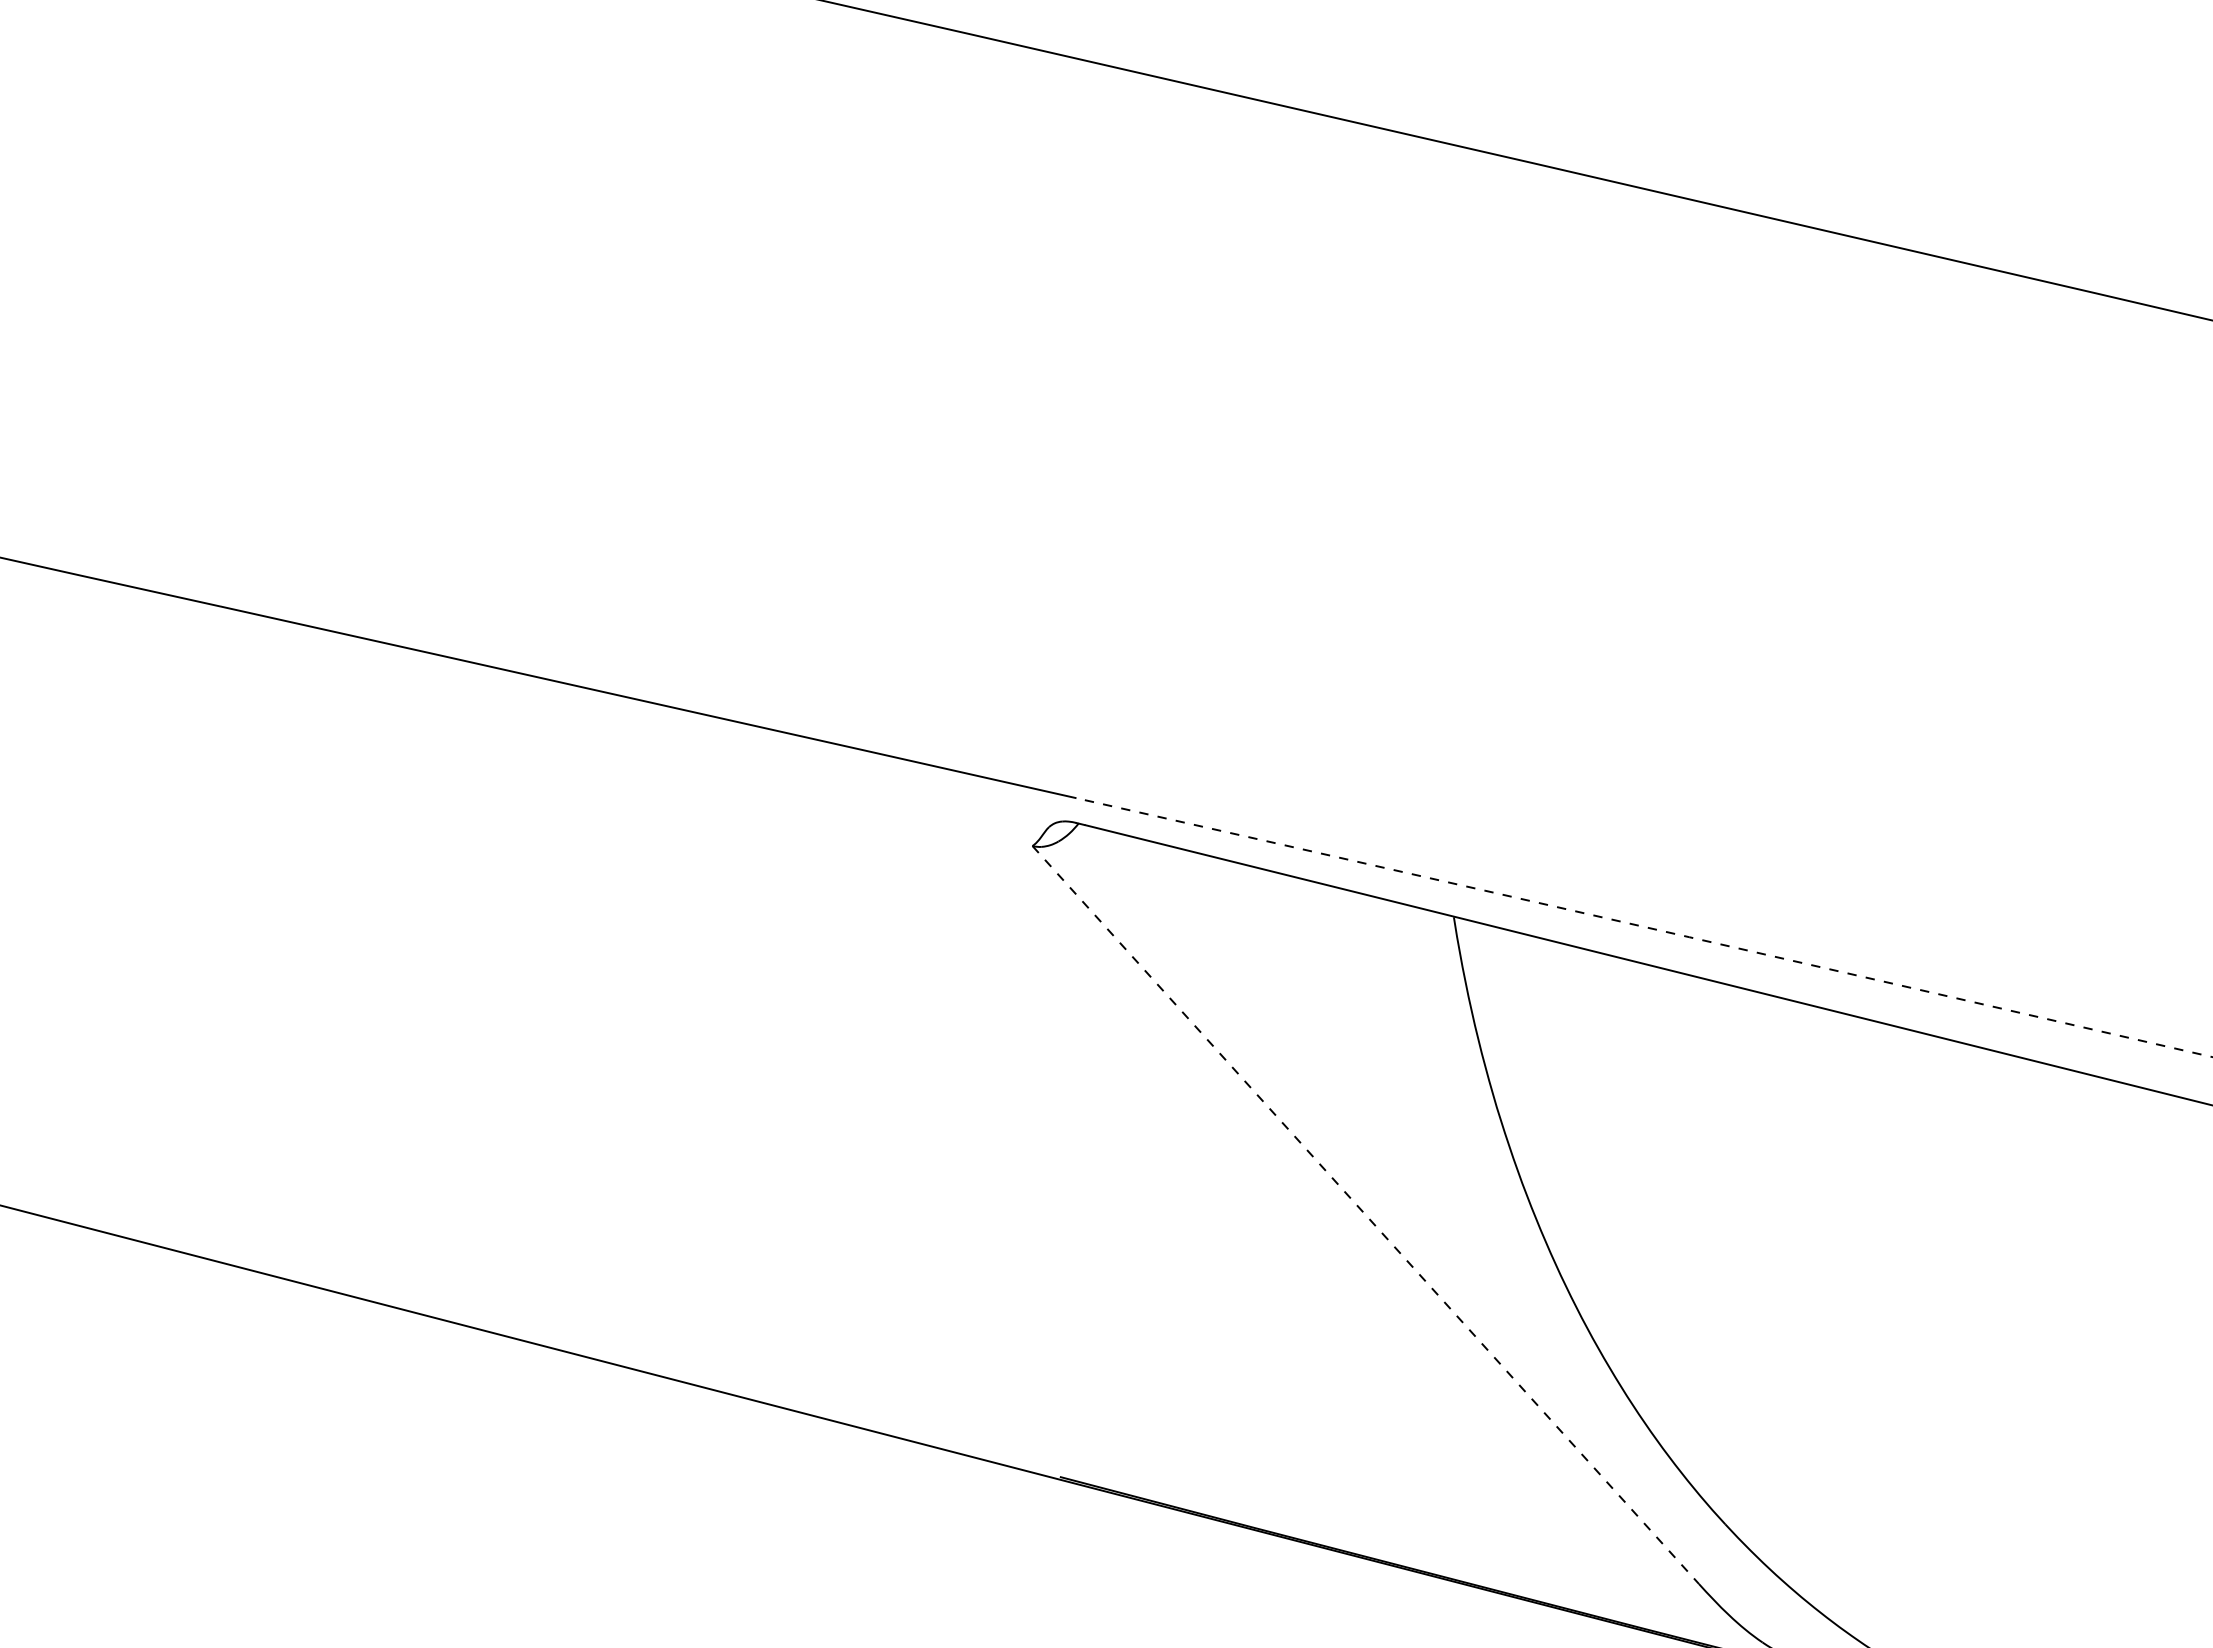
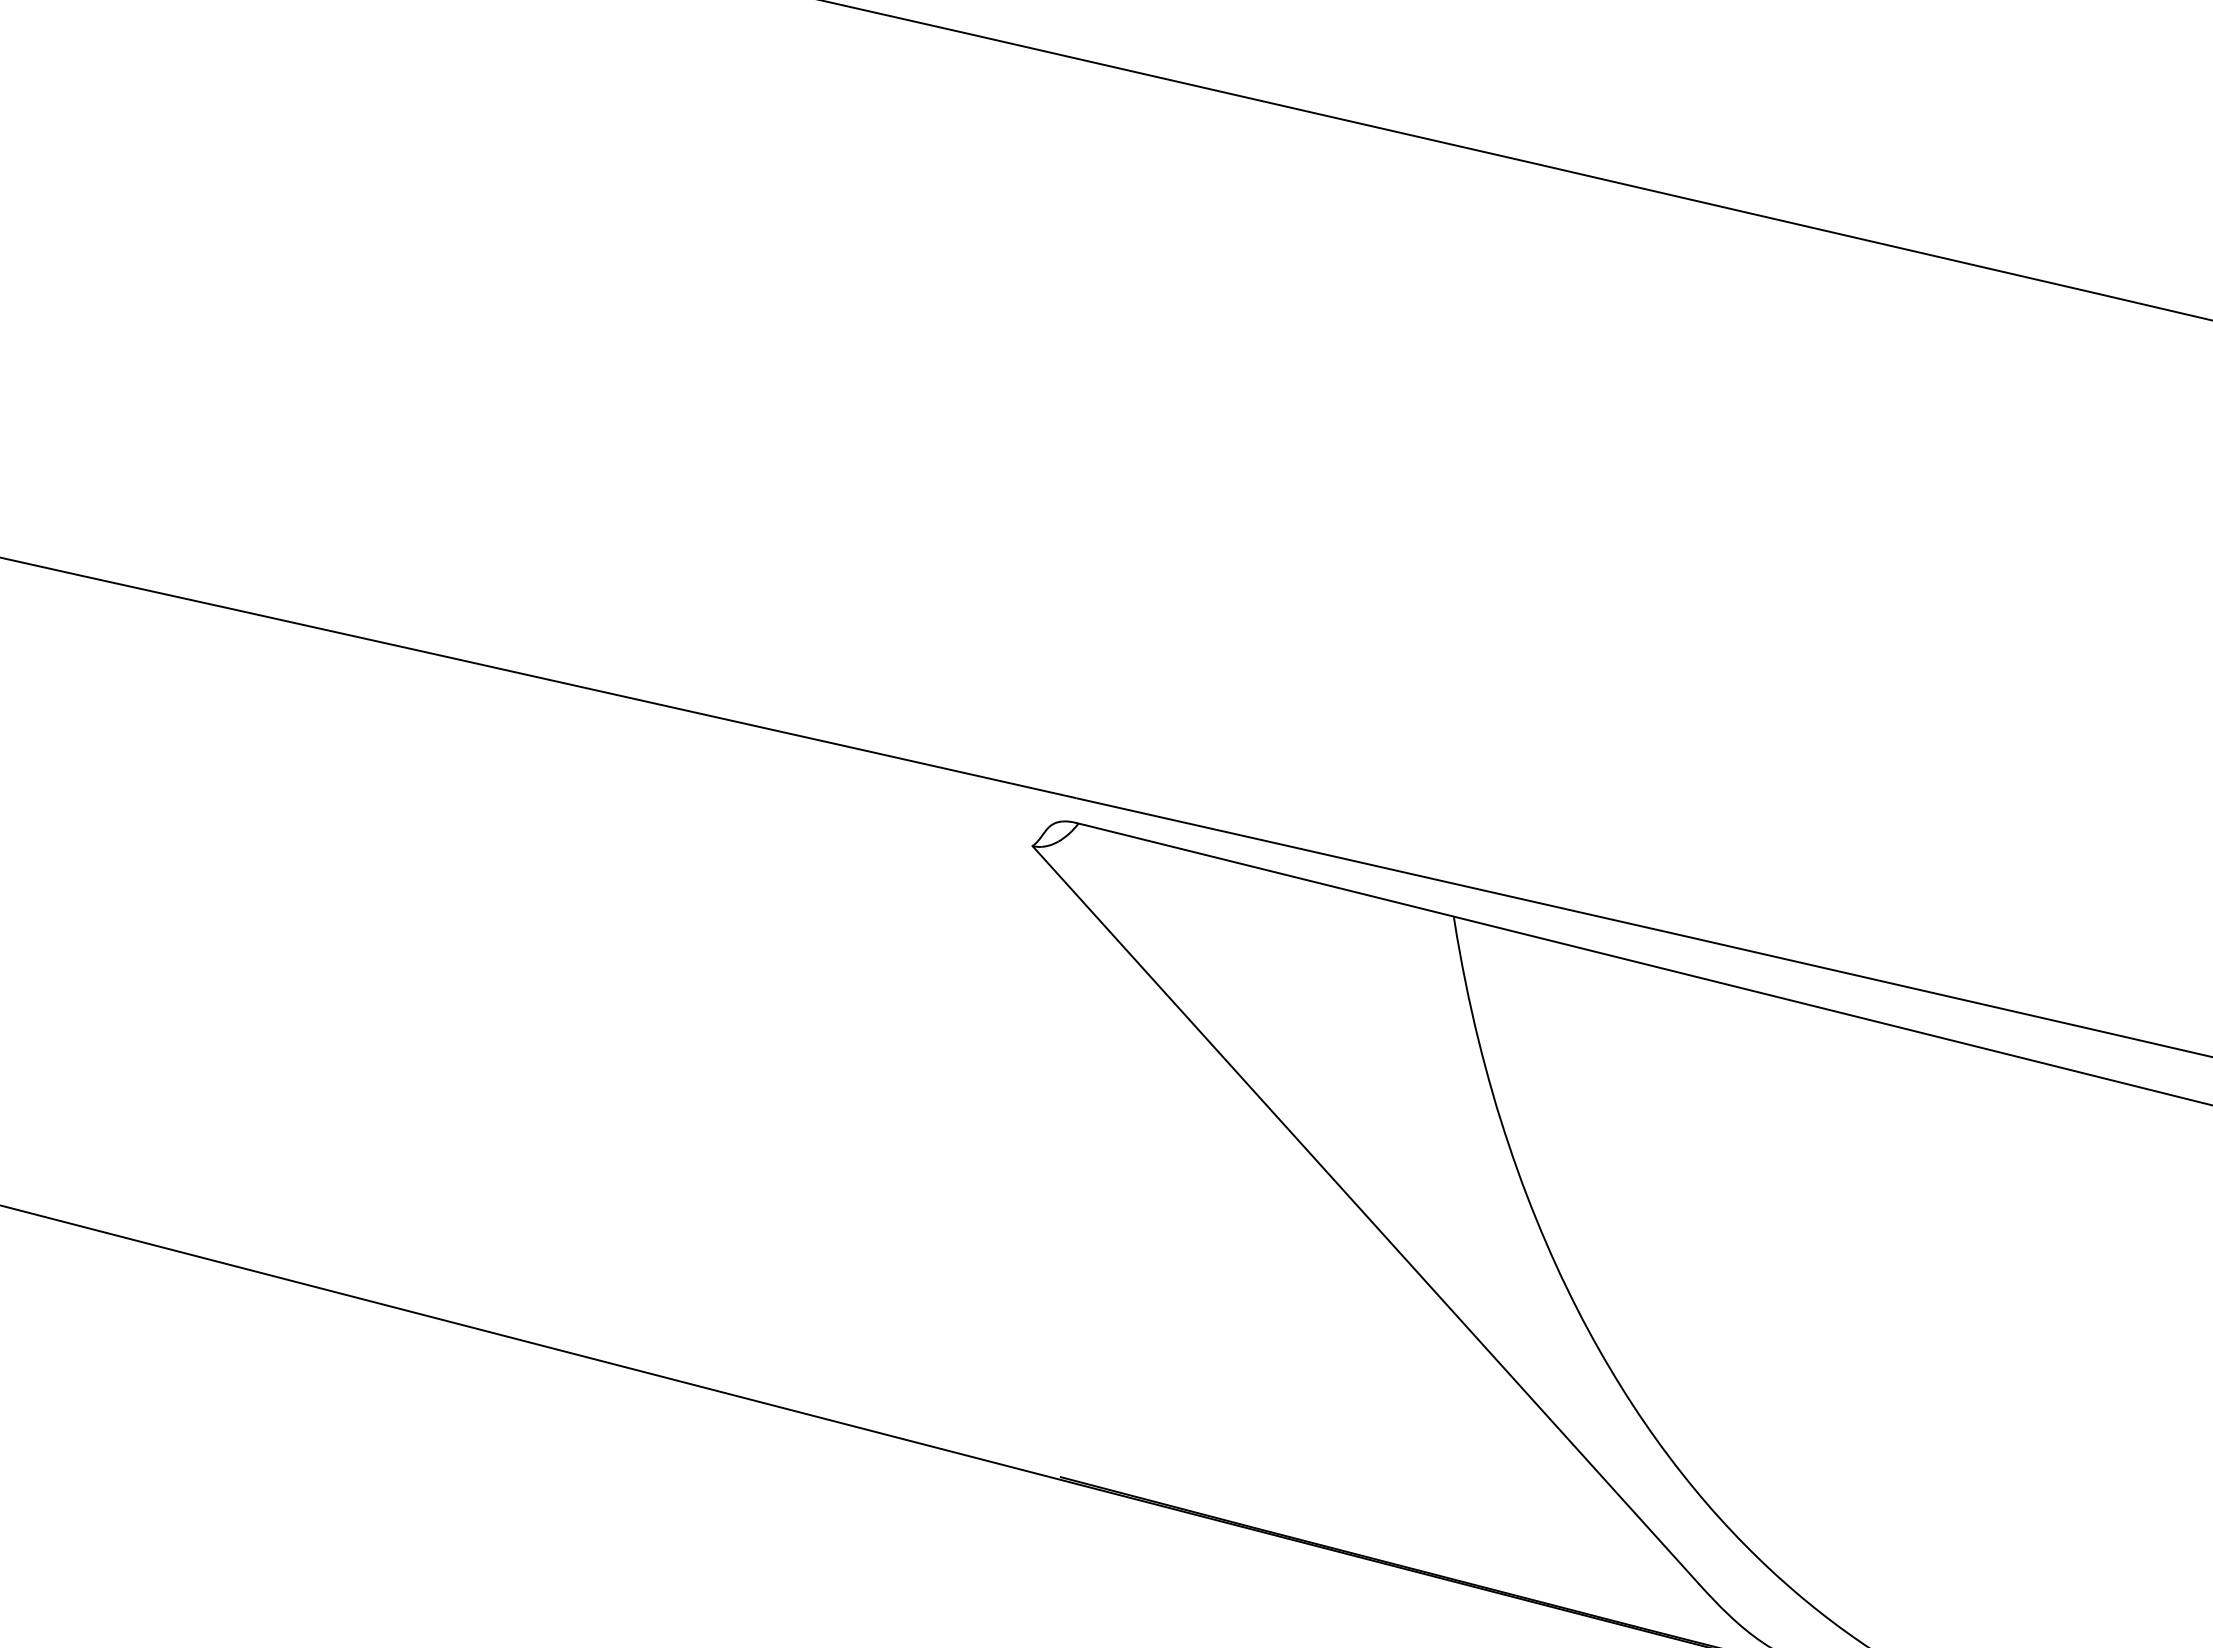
arc: dashed -> solid (1644, 927)
line: dashed -> solid (1366, 1215)
